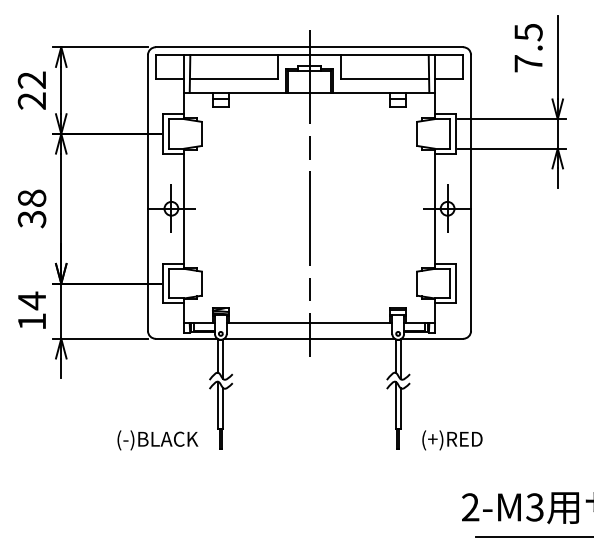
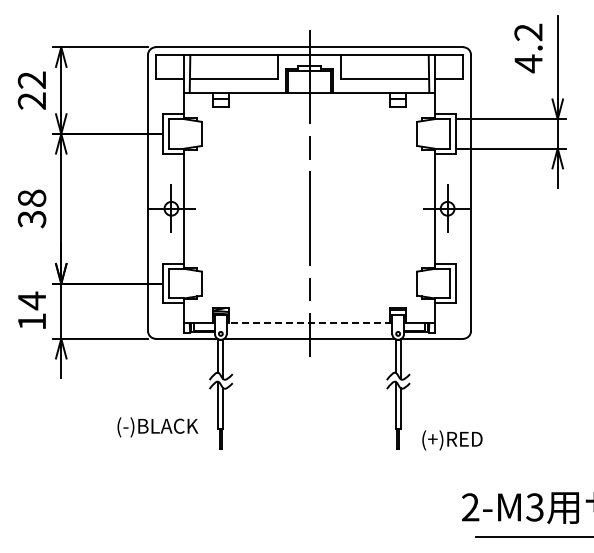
text: 7.5 -> 4.2 (528, 48)
line: solid -> dashed (309, 323)
text position: (157, 440) -> (157, 427) (157, 427)
